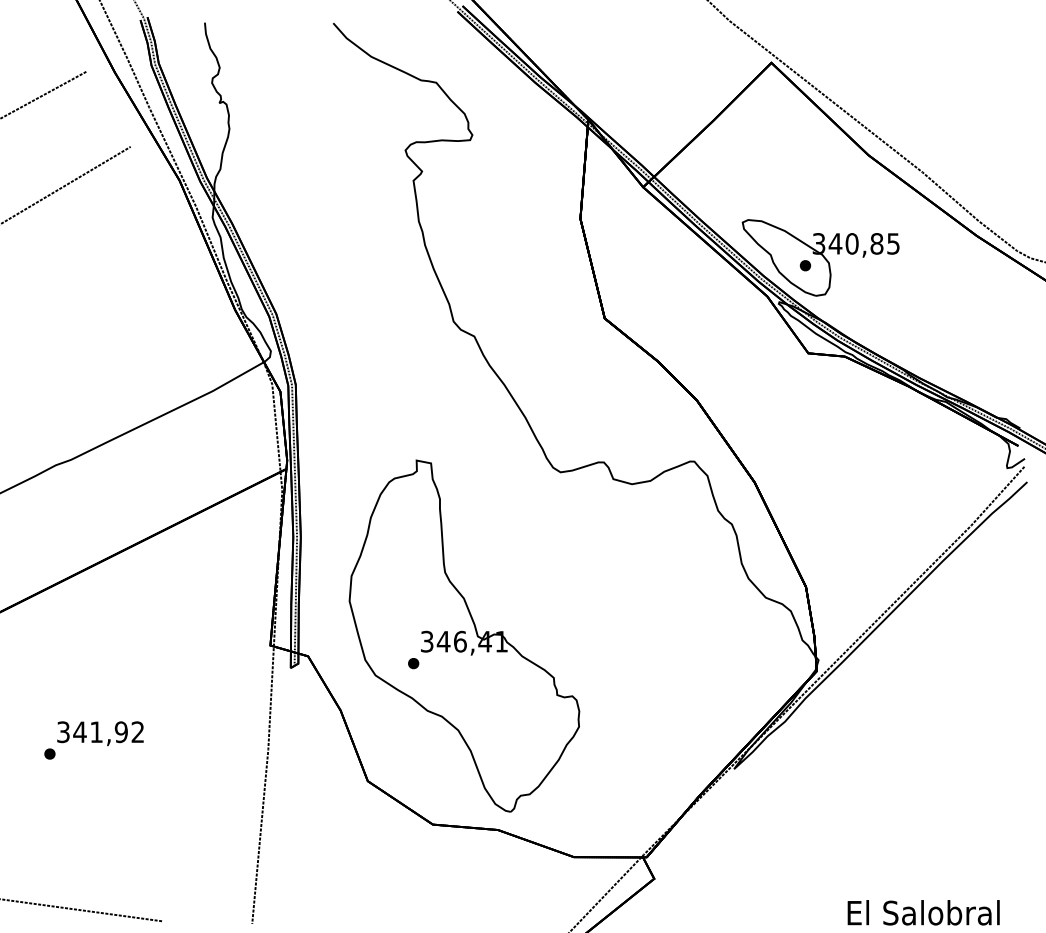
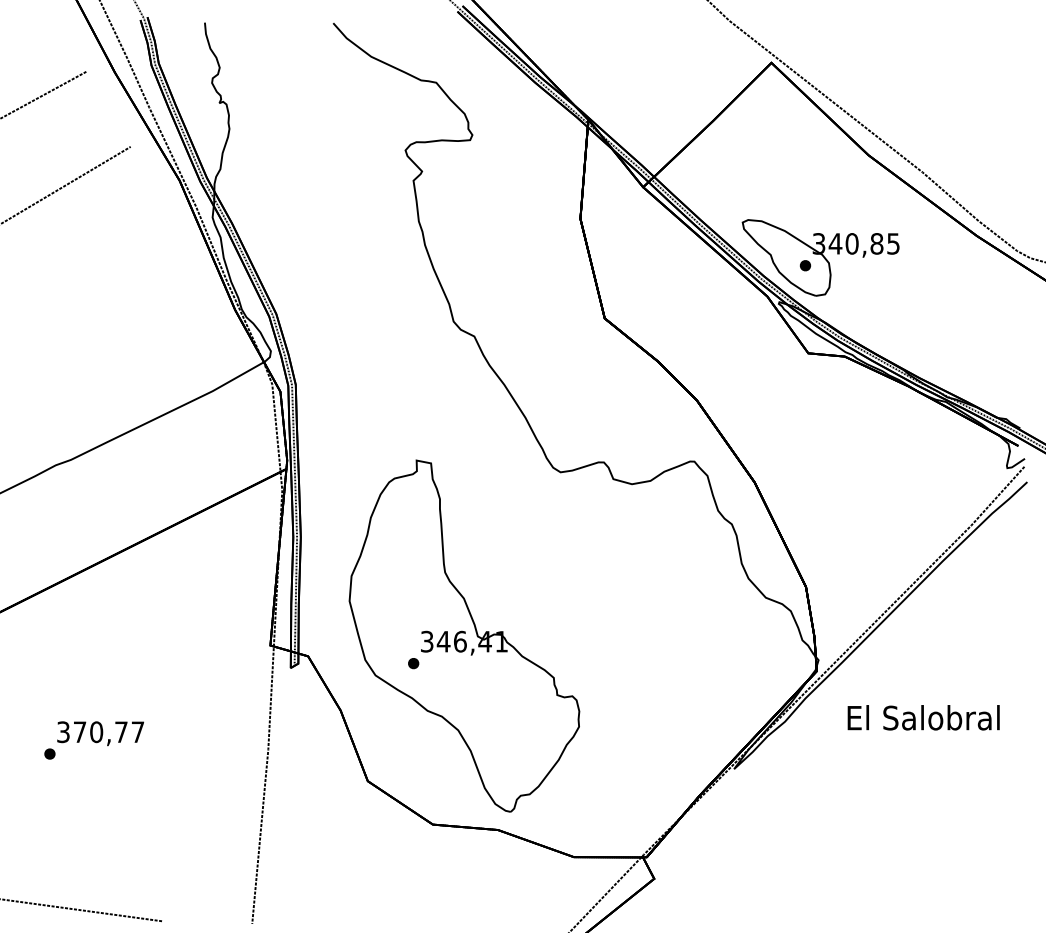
text: 341,92 -> 370,77 (108, 732)
text position: (923, 912) -> (923, 717) (923, 717)
